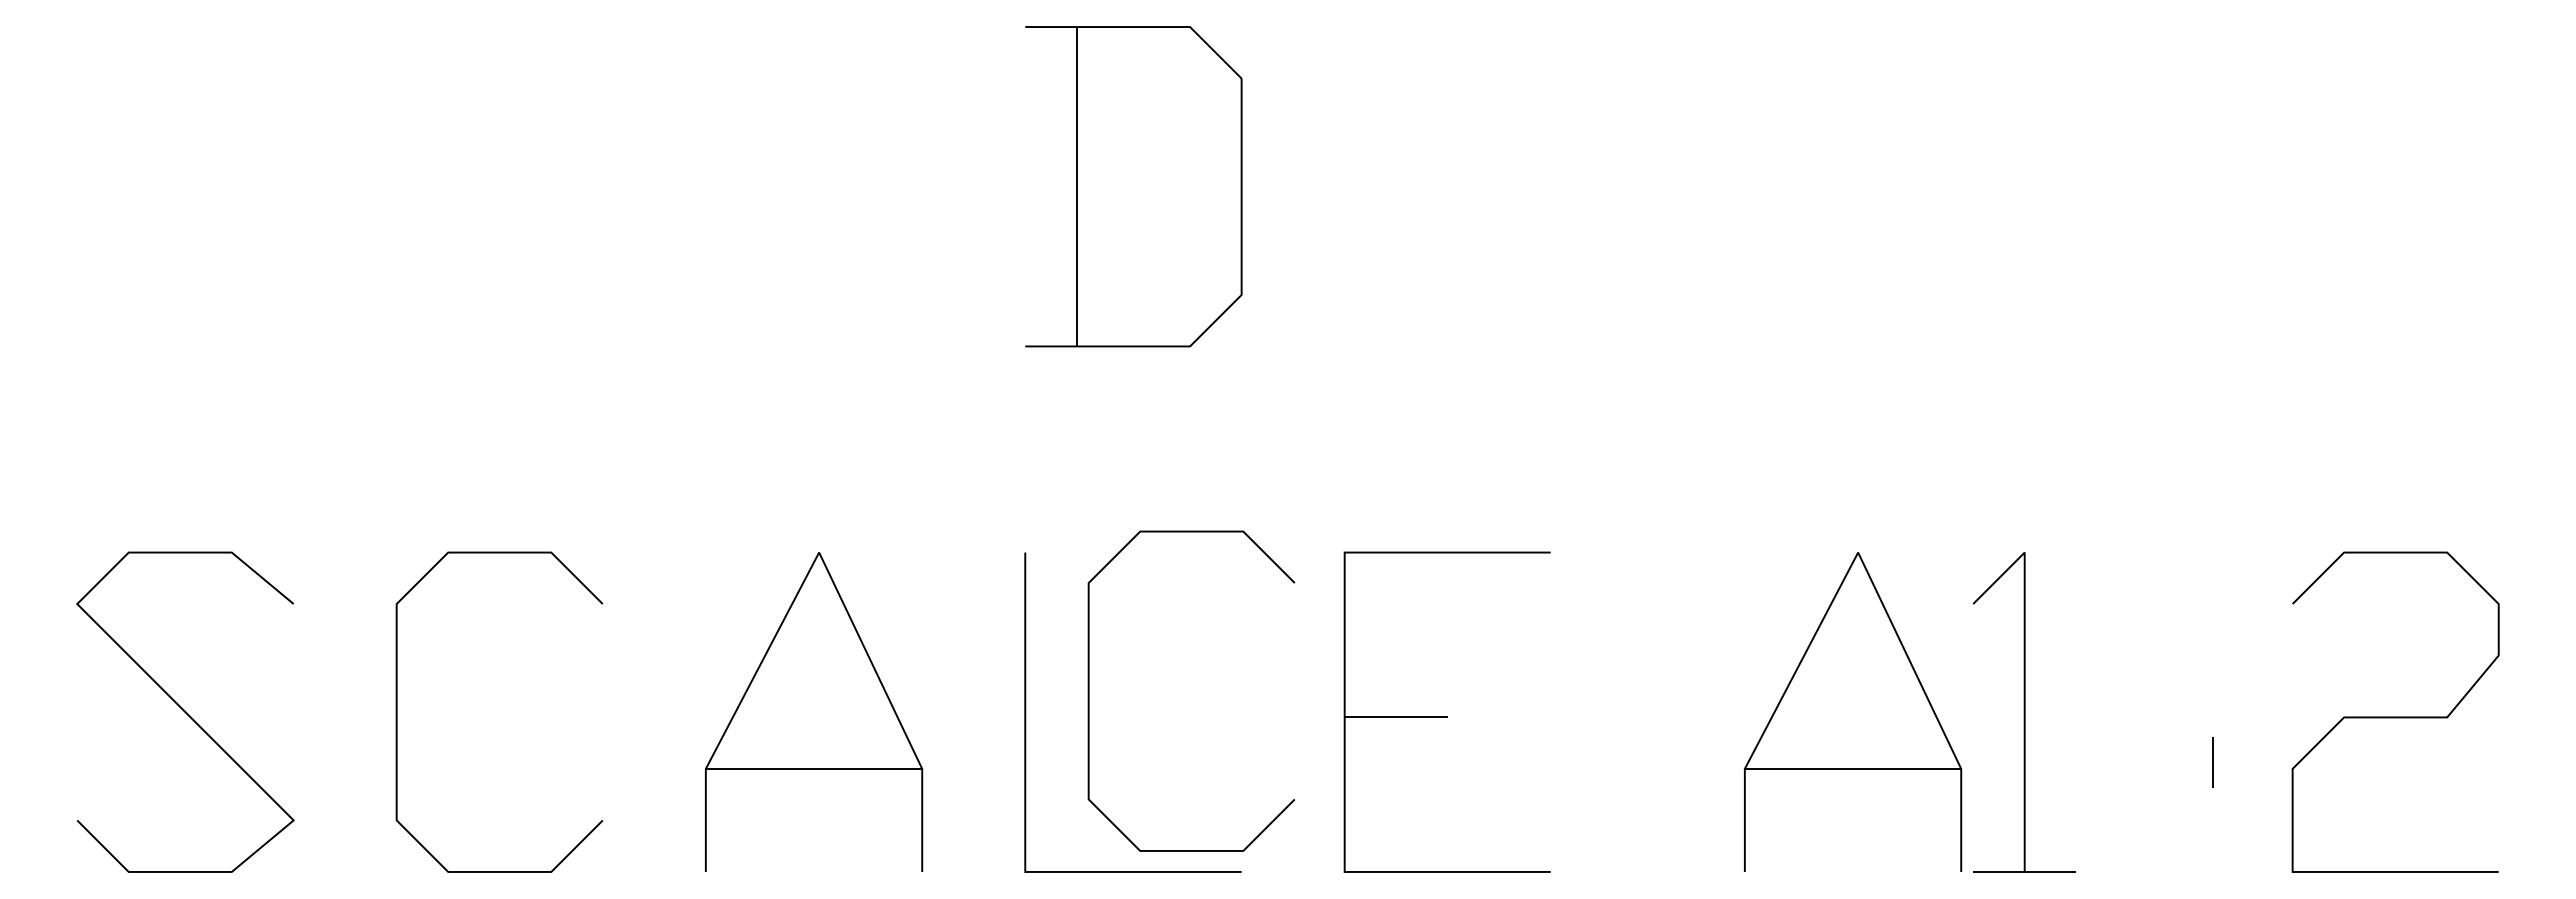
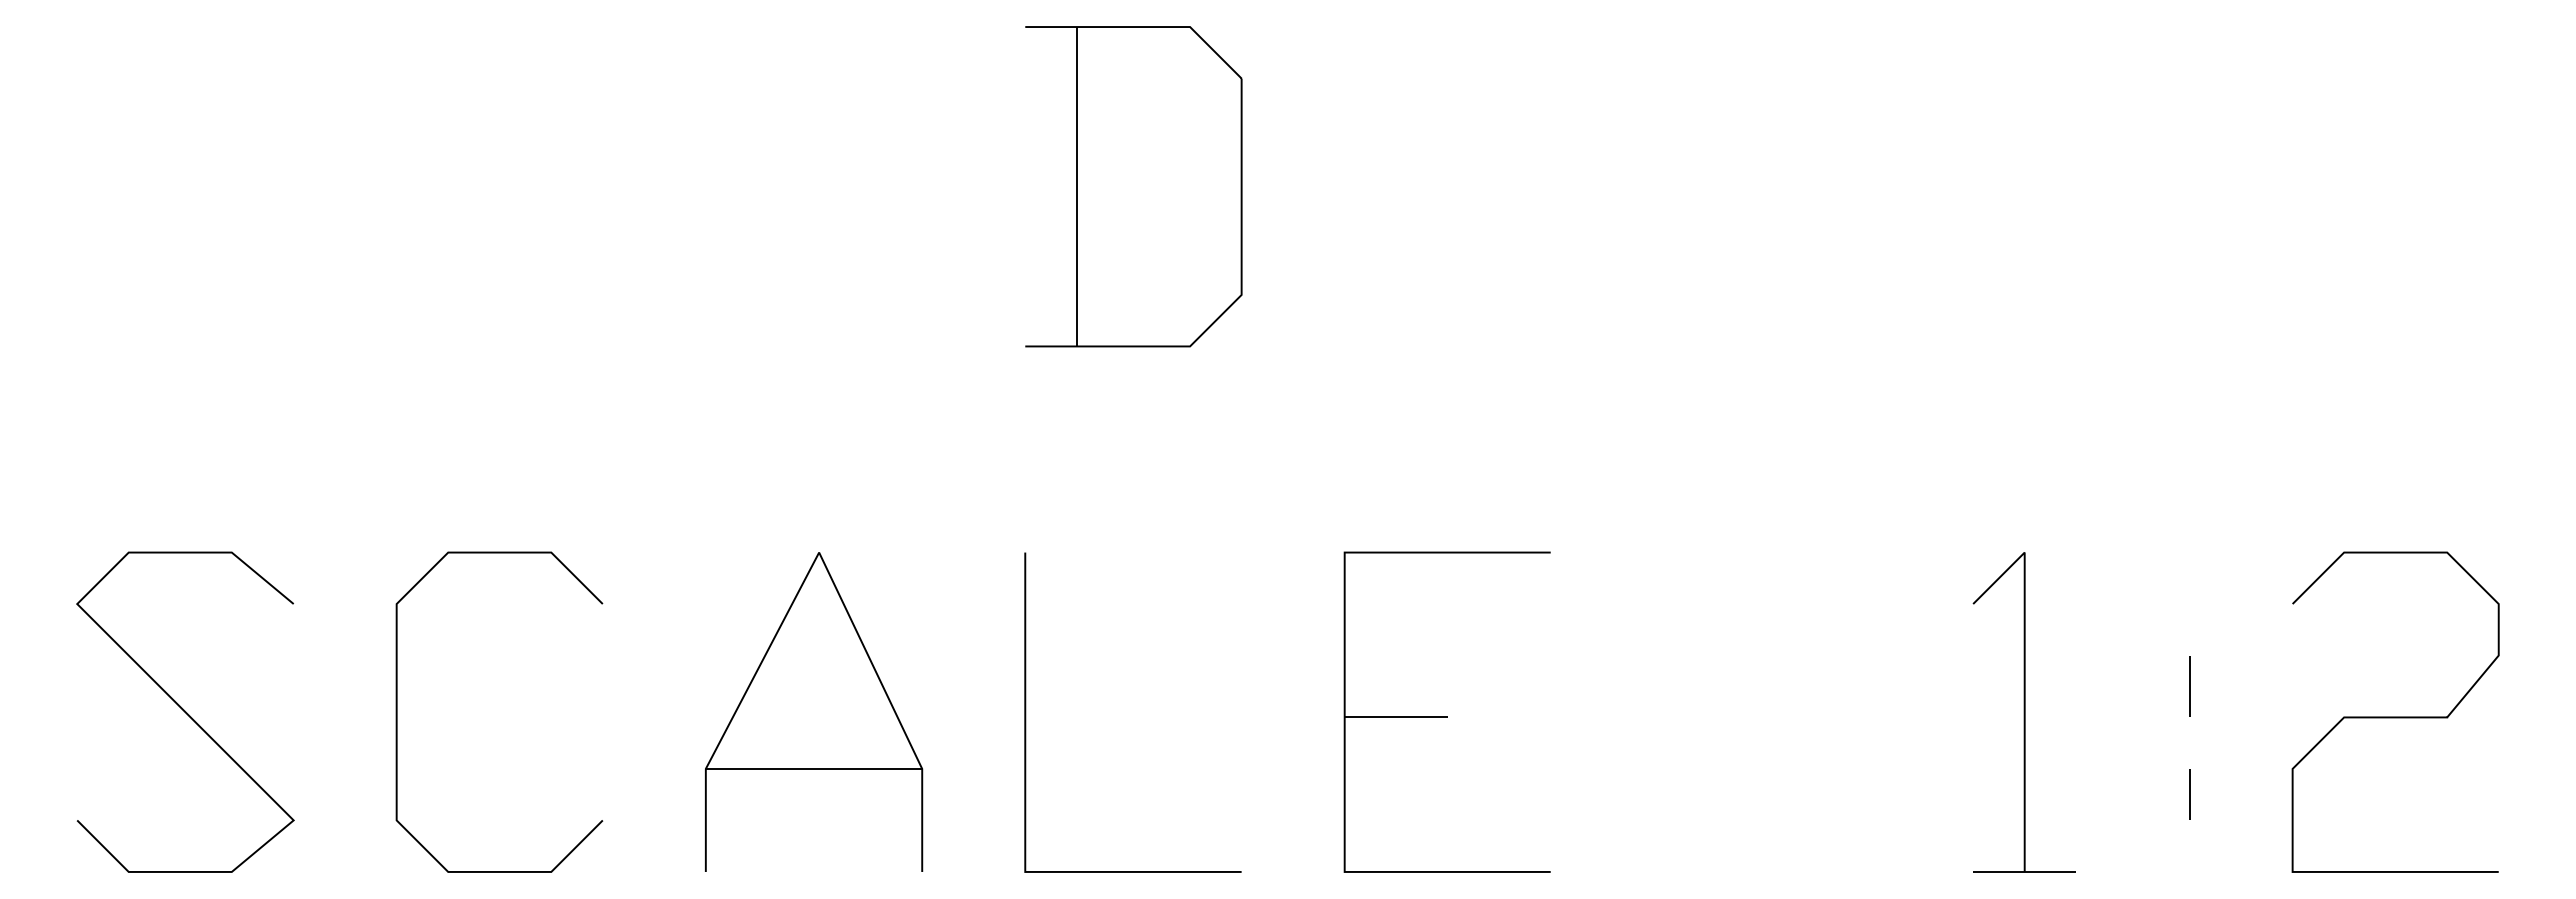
line: none -> present (2189, 686)
curve: present -> none (1089, 690)
part: present -> none (1853, 711)
line position: (2212, 762) -> (2189, 794) (2189, 794)
